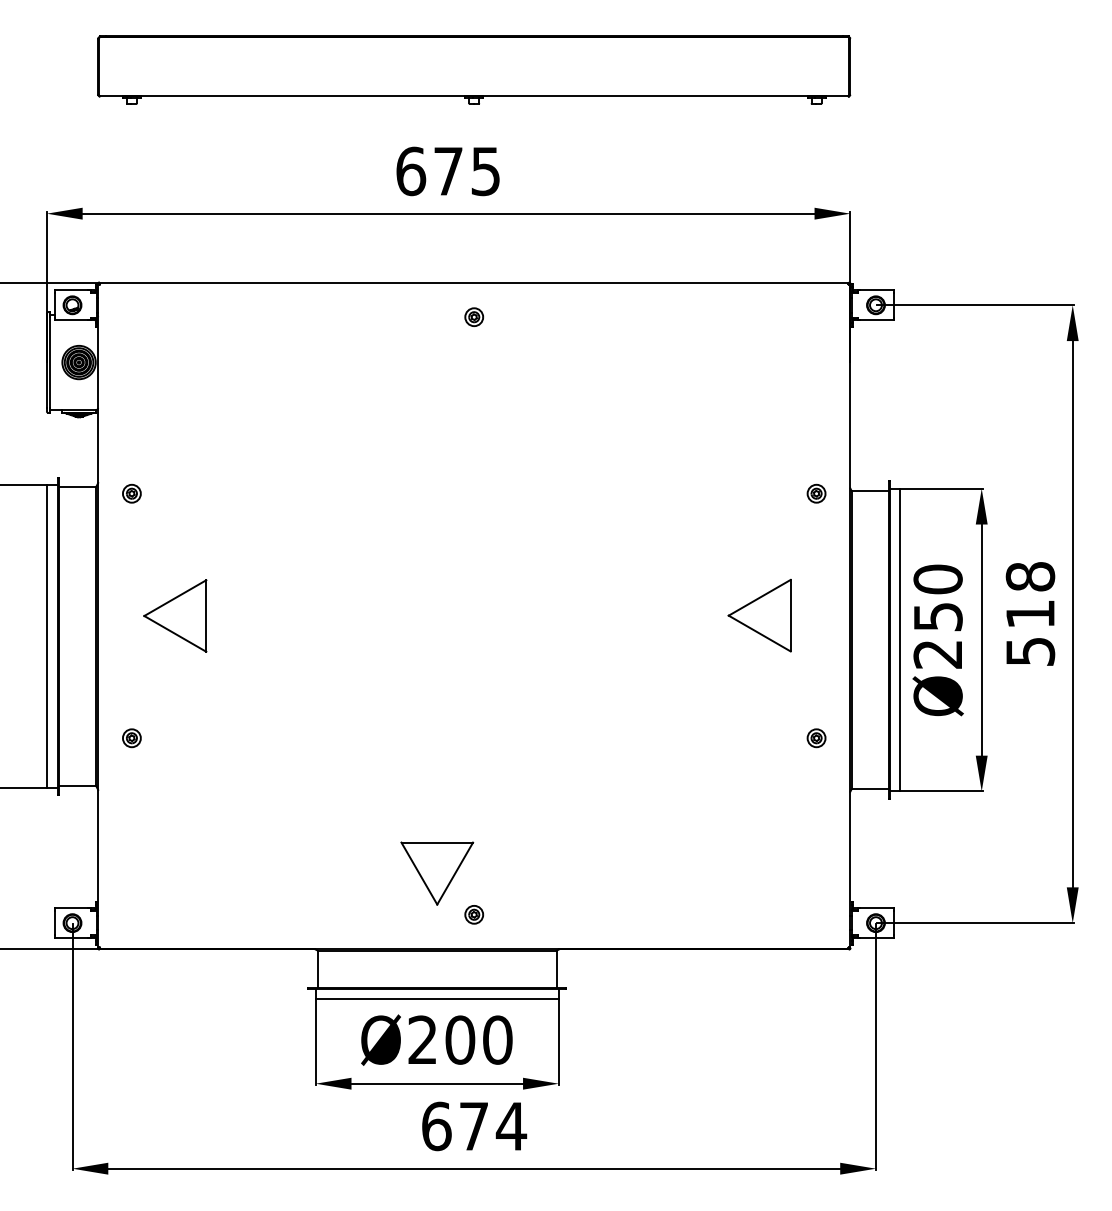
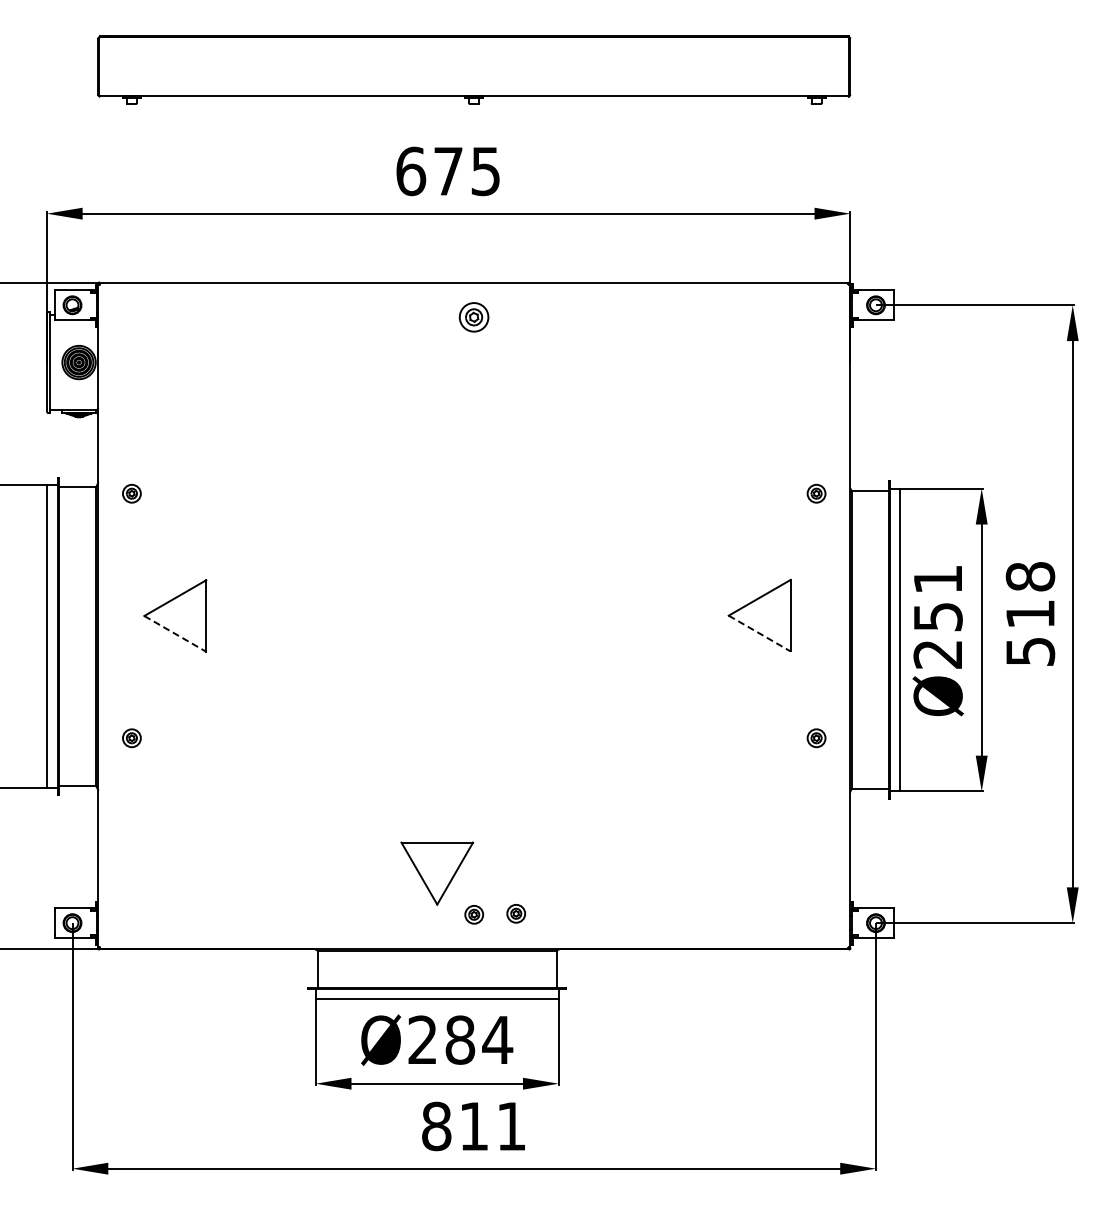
part size: 21x20 px -> 32x31 px (473, 317)
text: Ø250 -> Ø251 (937, 579)
line: solid -> dashed (175, 633)
line: solid -> dashed (759, 633)
part: none -> present (516, 913)
text: Ø200 -> Ø284 (479, 1039)
text: 674 -> 811 (474, 1126)
